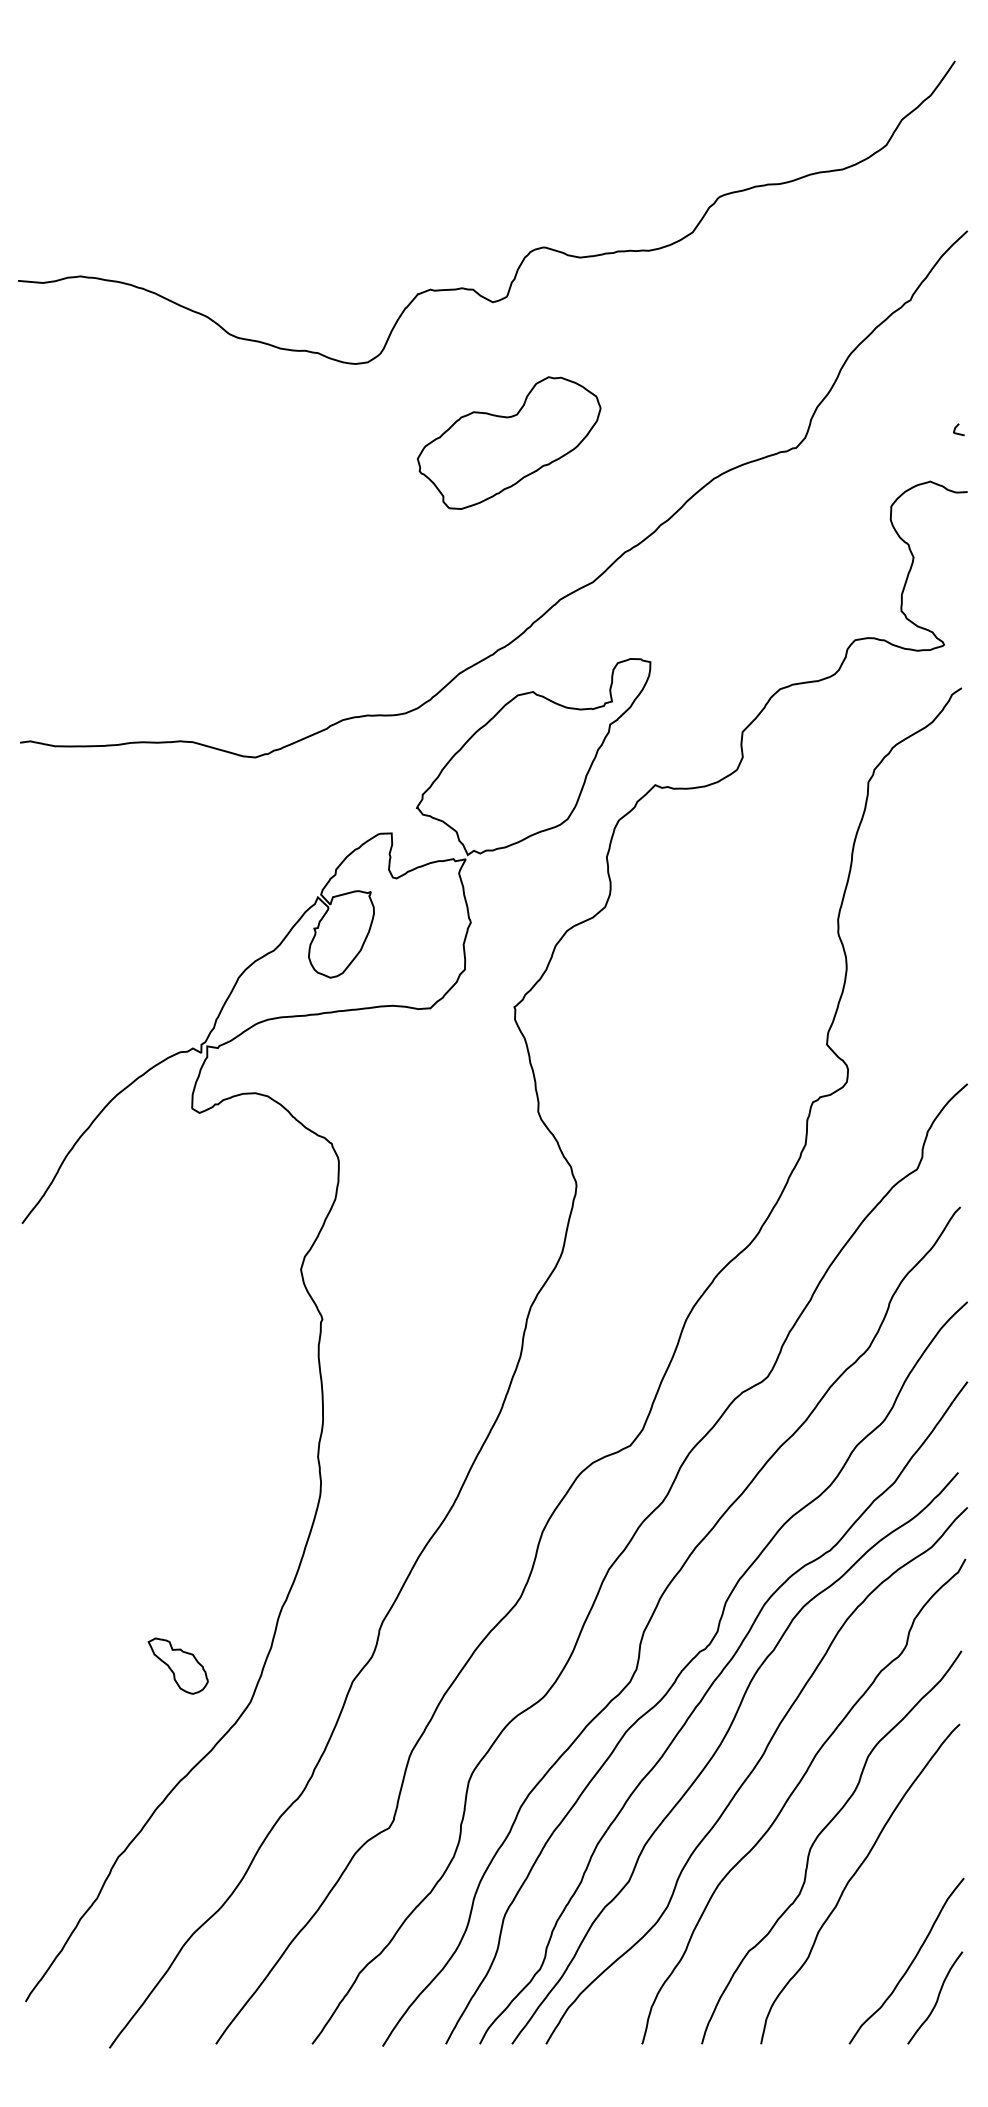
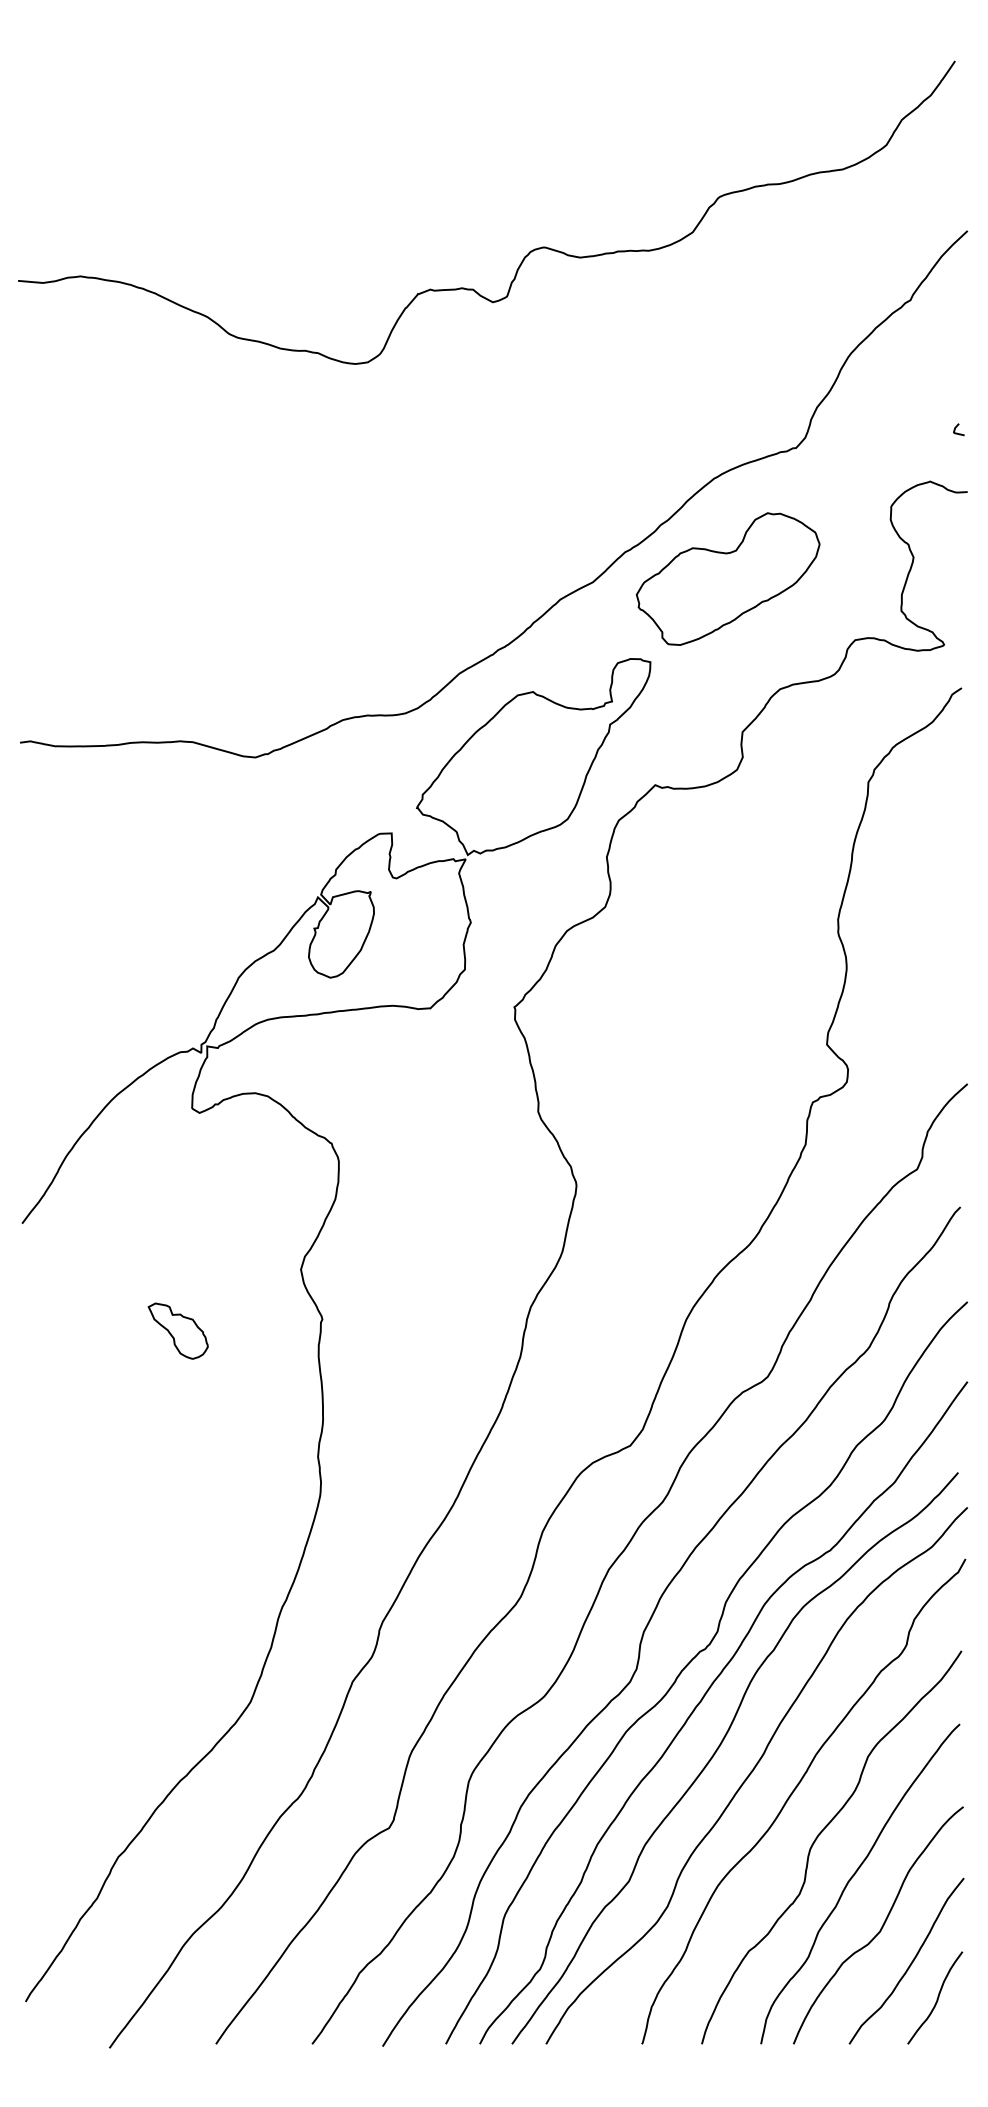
part position: (508, 442) -> (727, 578) (727, 578)
part position: (177, 1665) -> (177, 1330) (177, 1330)
curve: none -> present (881, 1926)
